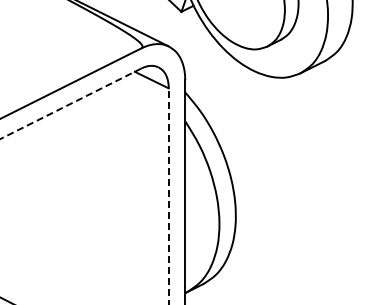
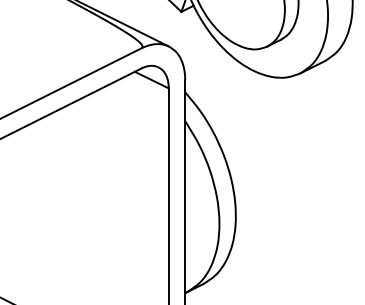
line: dashed -> solid (70, 103)
line: dashed -> solid (168, 196)
